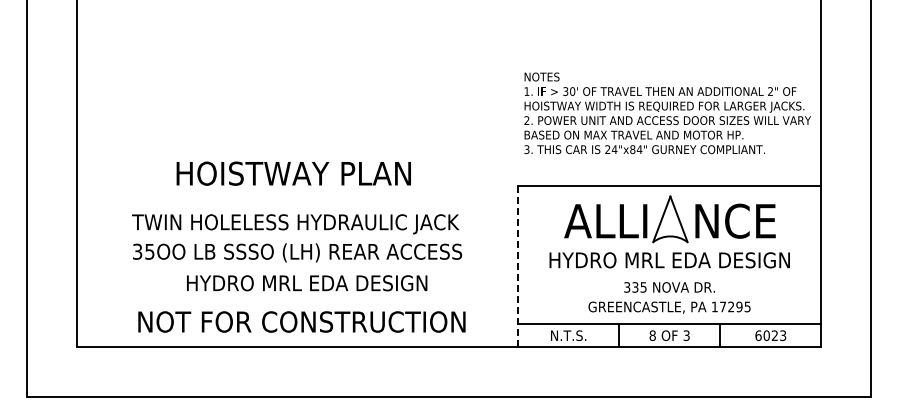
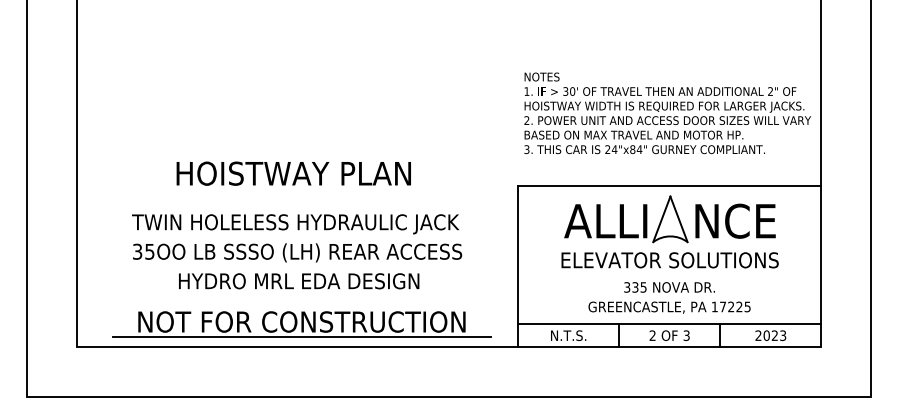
text: HYDRO MRL EDA DESIGN -> ELEVATOR SOLUTIONS (669, 260)
line: dashed -> solid (518, 266)
text position: (307, 283) -> (299, 281) (299, 281)
text: 17295 -> 17225 (739, 306)
text: 8 -> 2 (652, 335)
text: 6023 -> 2023 (758, 335)
line: none -> present (301, 336)
